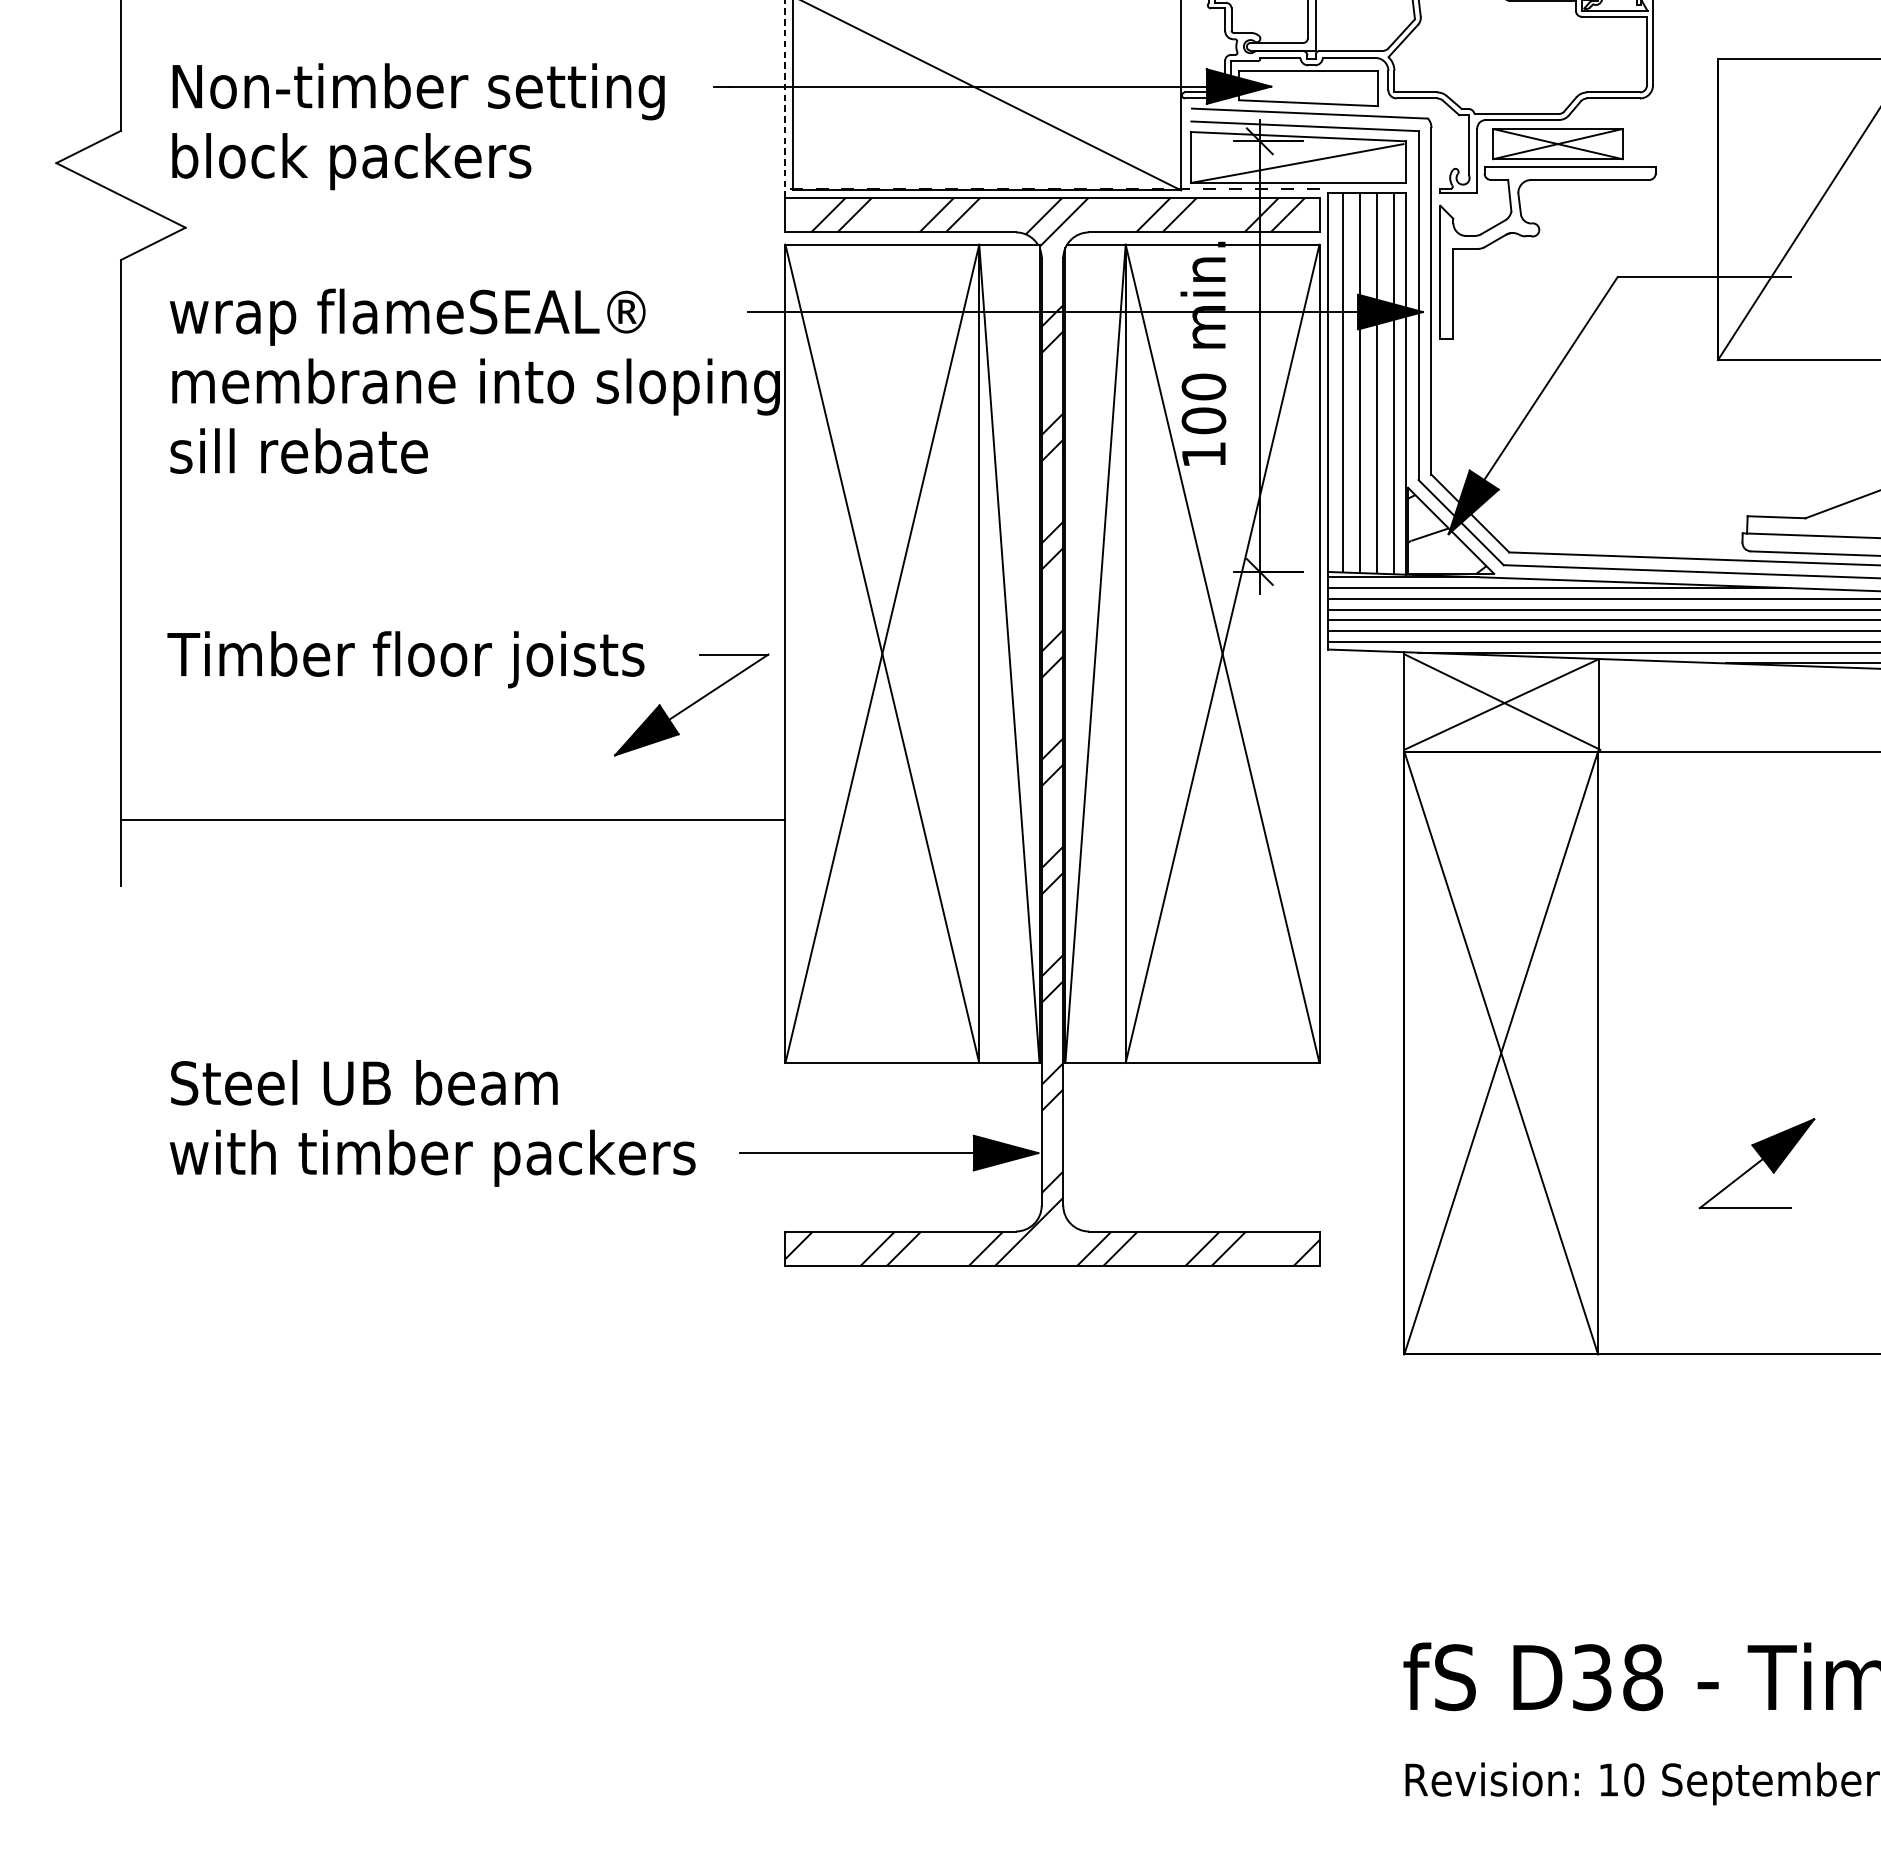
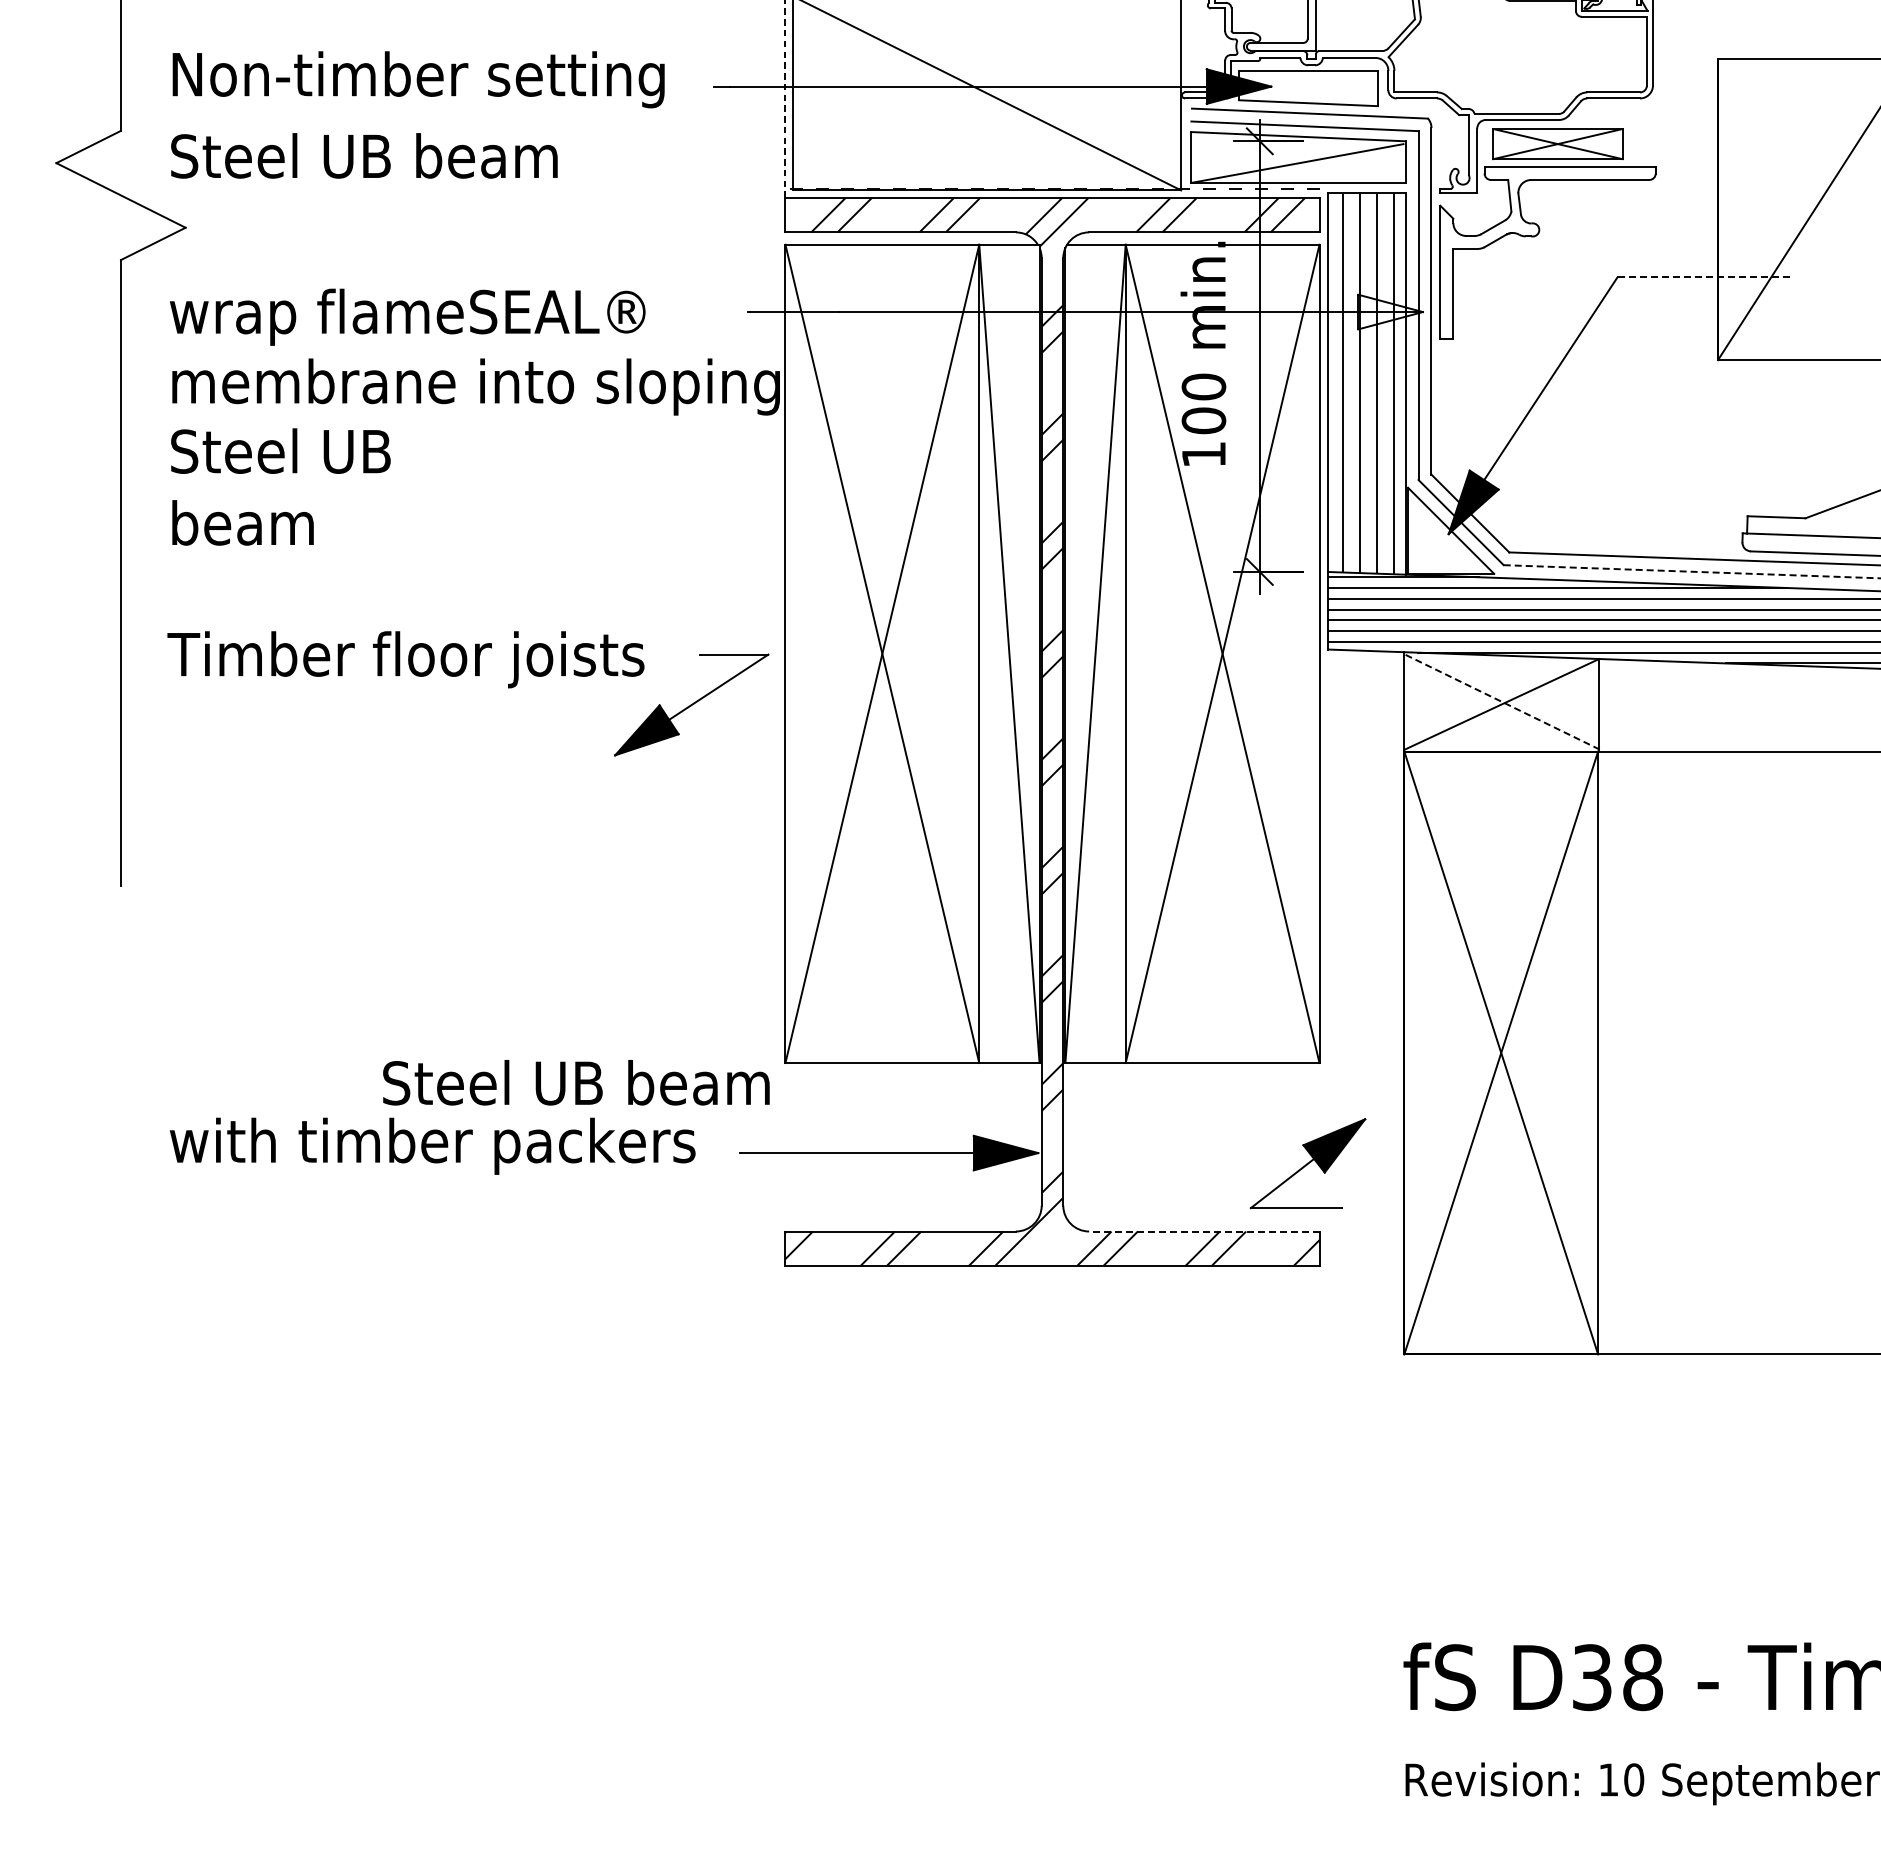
text position: (418, 91) -> (418, 79) (418, 79)
text: block packers -> Steel UB beam (364, 161)
line: solid -> dashed (1704, 277)
fill: present -> none (1390, 311)
text: sill rebate -> Steel UB beam (298, 486)
hatch: present -> none (1447, 534)
line: solid -> dashed (1692, 571)
line: solid -> dashed (1503, 702)
line: present -> none (453, 819)
text position: (364, 1082) -> (576, 1082) (576, 1082)
text position: (432, 1157) -> (432, 1145) (432, 1145)
part position: (1756, 1163) -> (1307, 1163) (1307, 1163)
line: solid -> dashed (1203, 1231)
